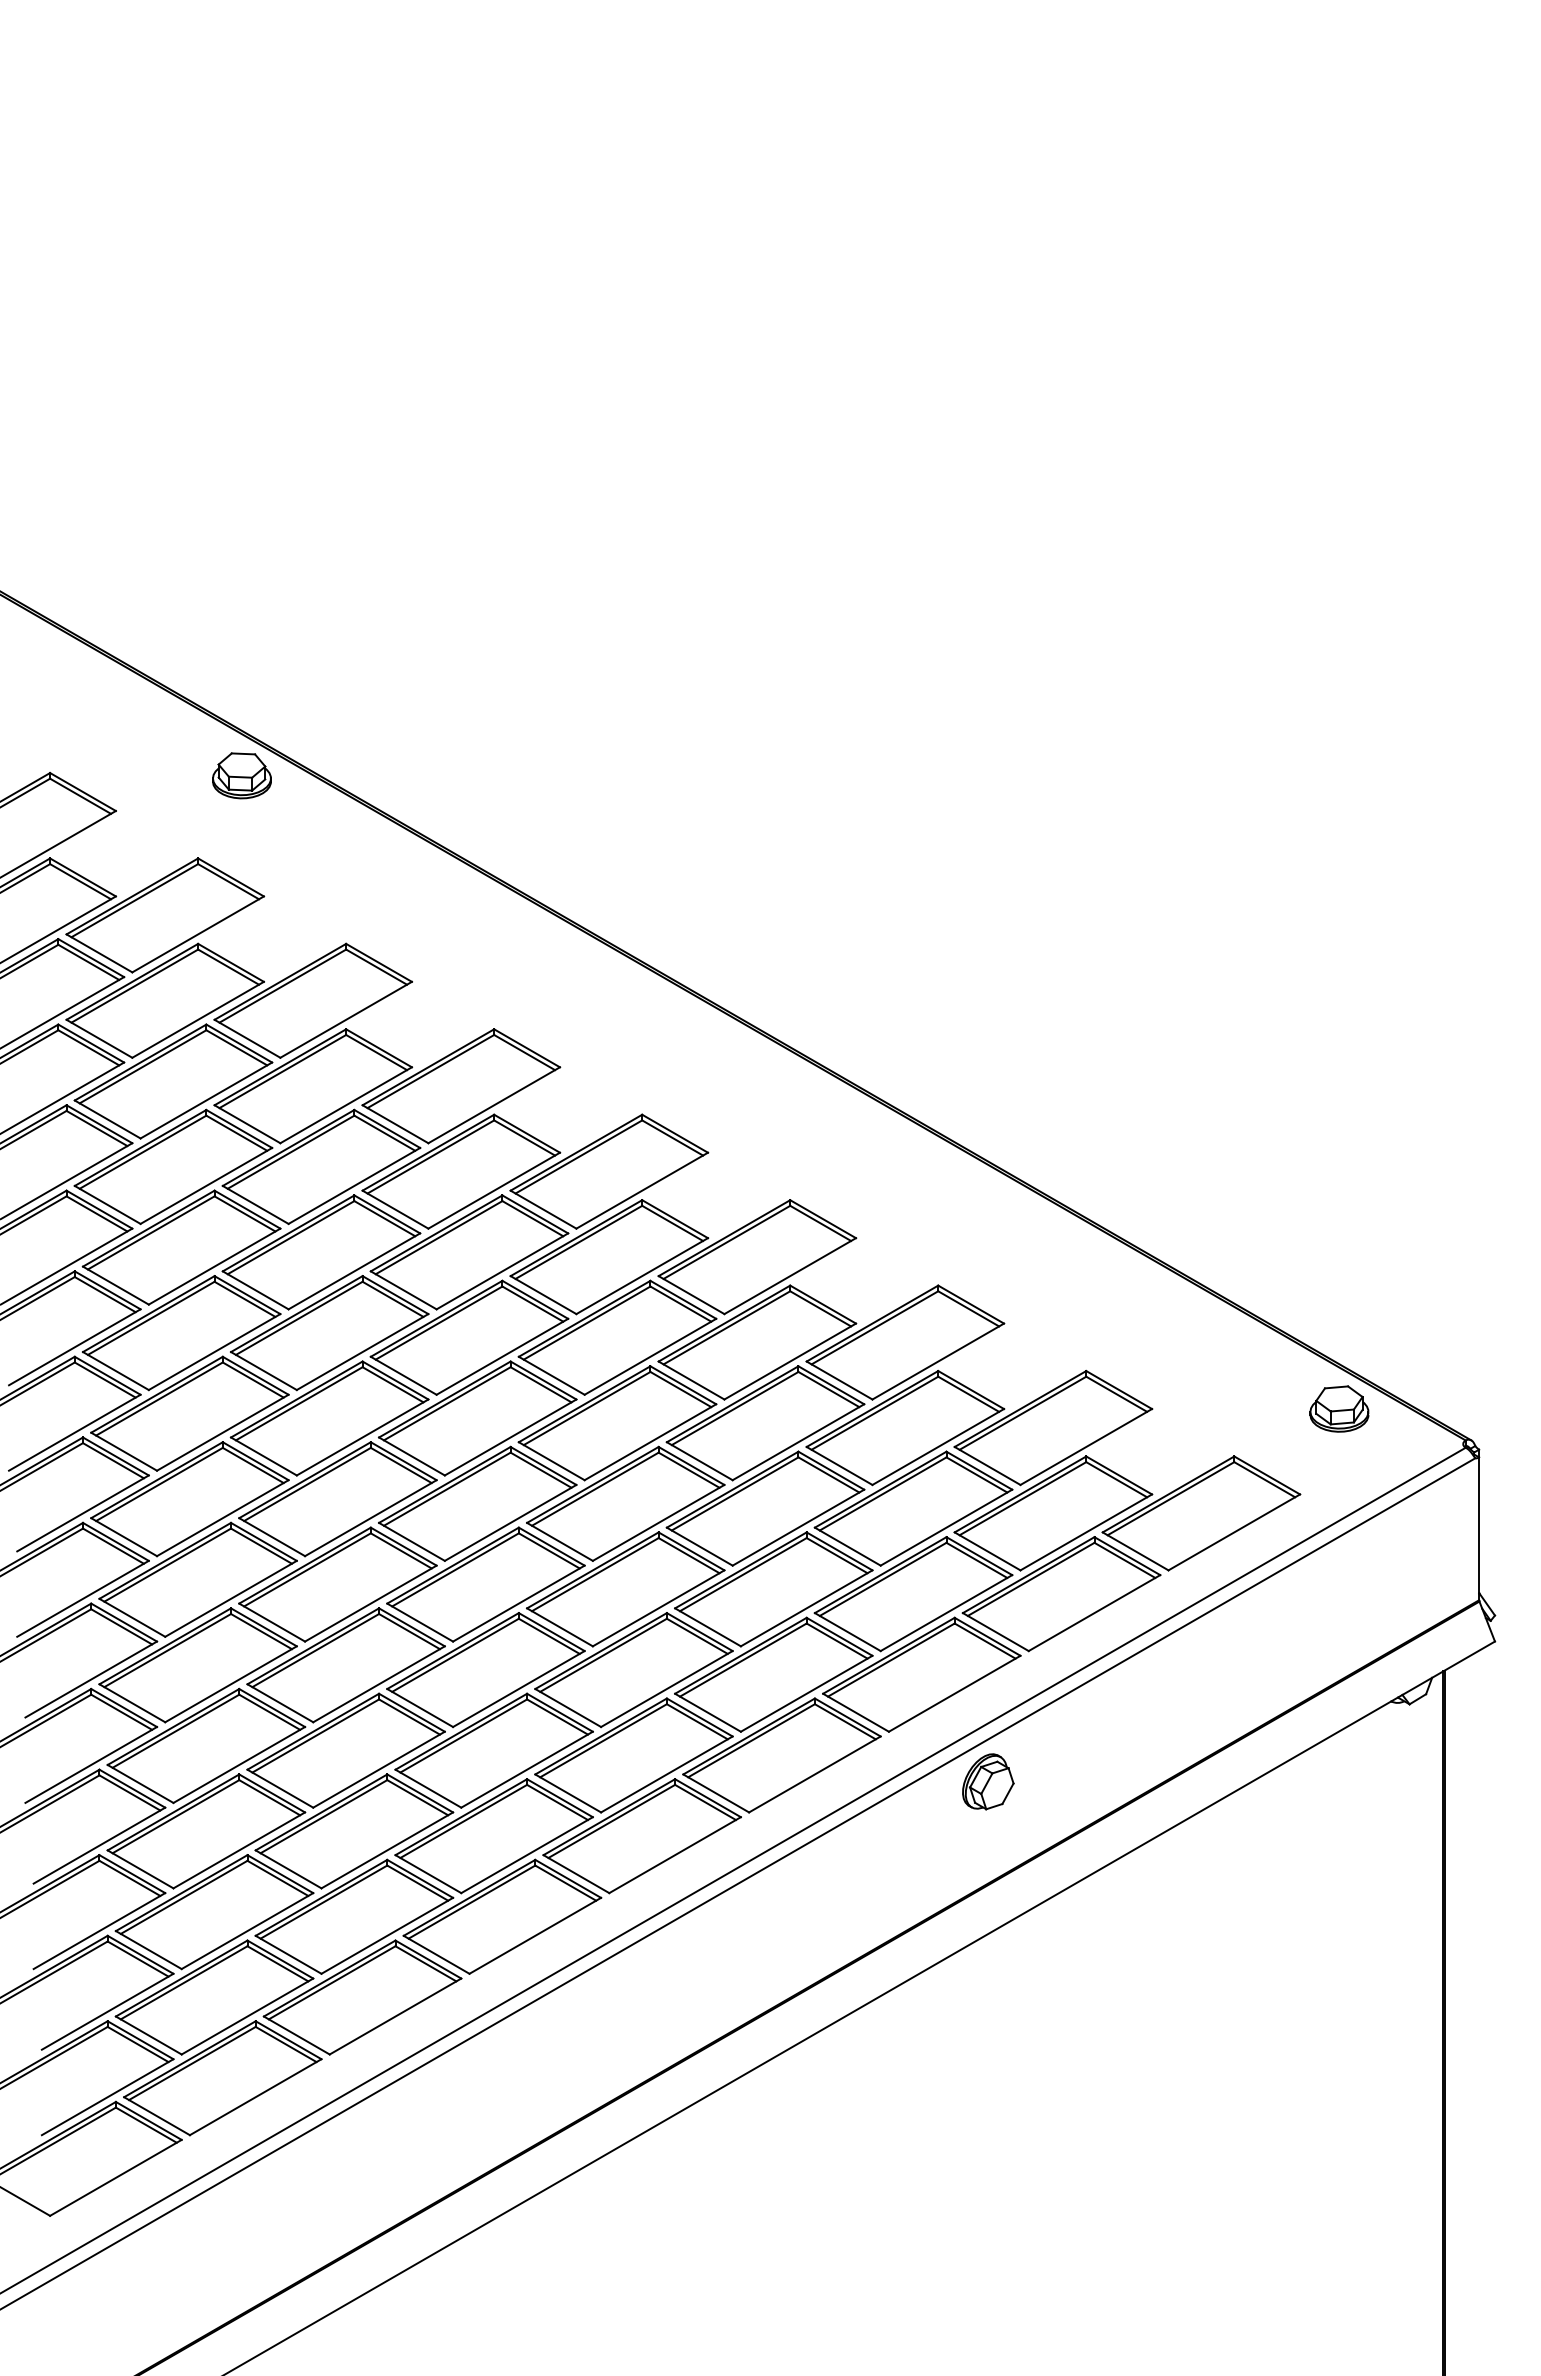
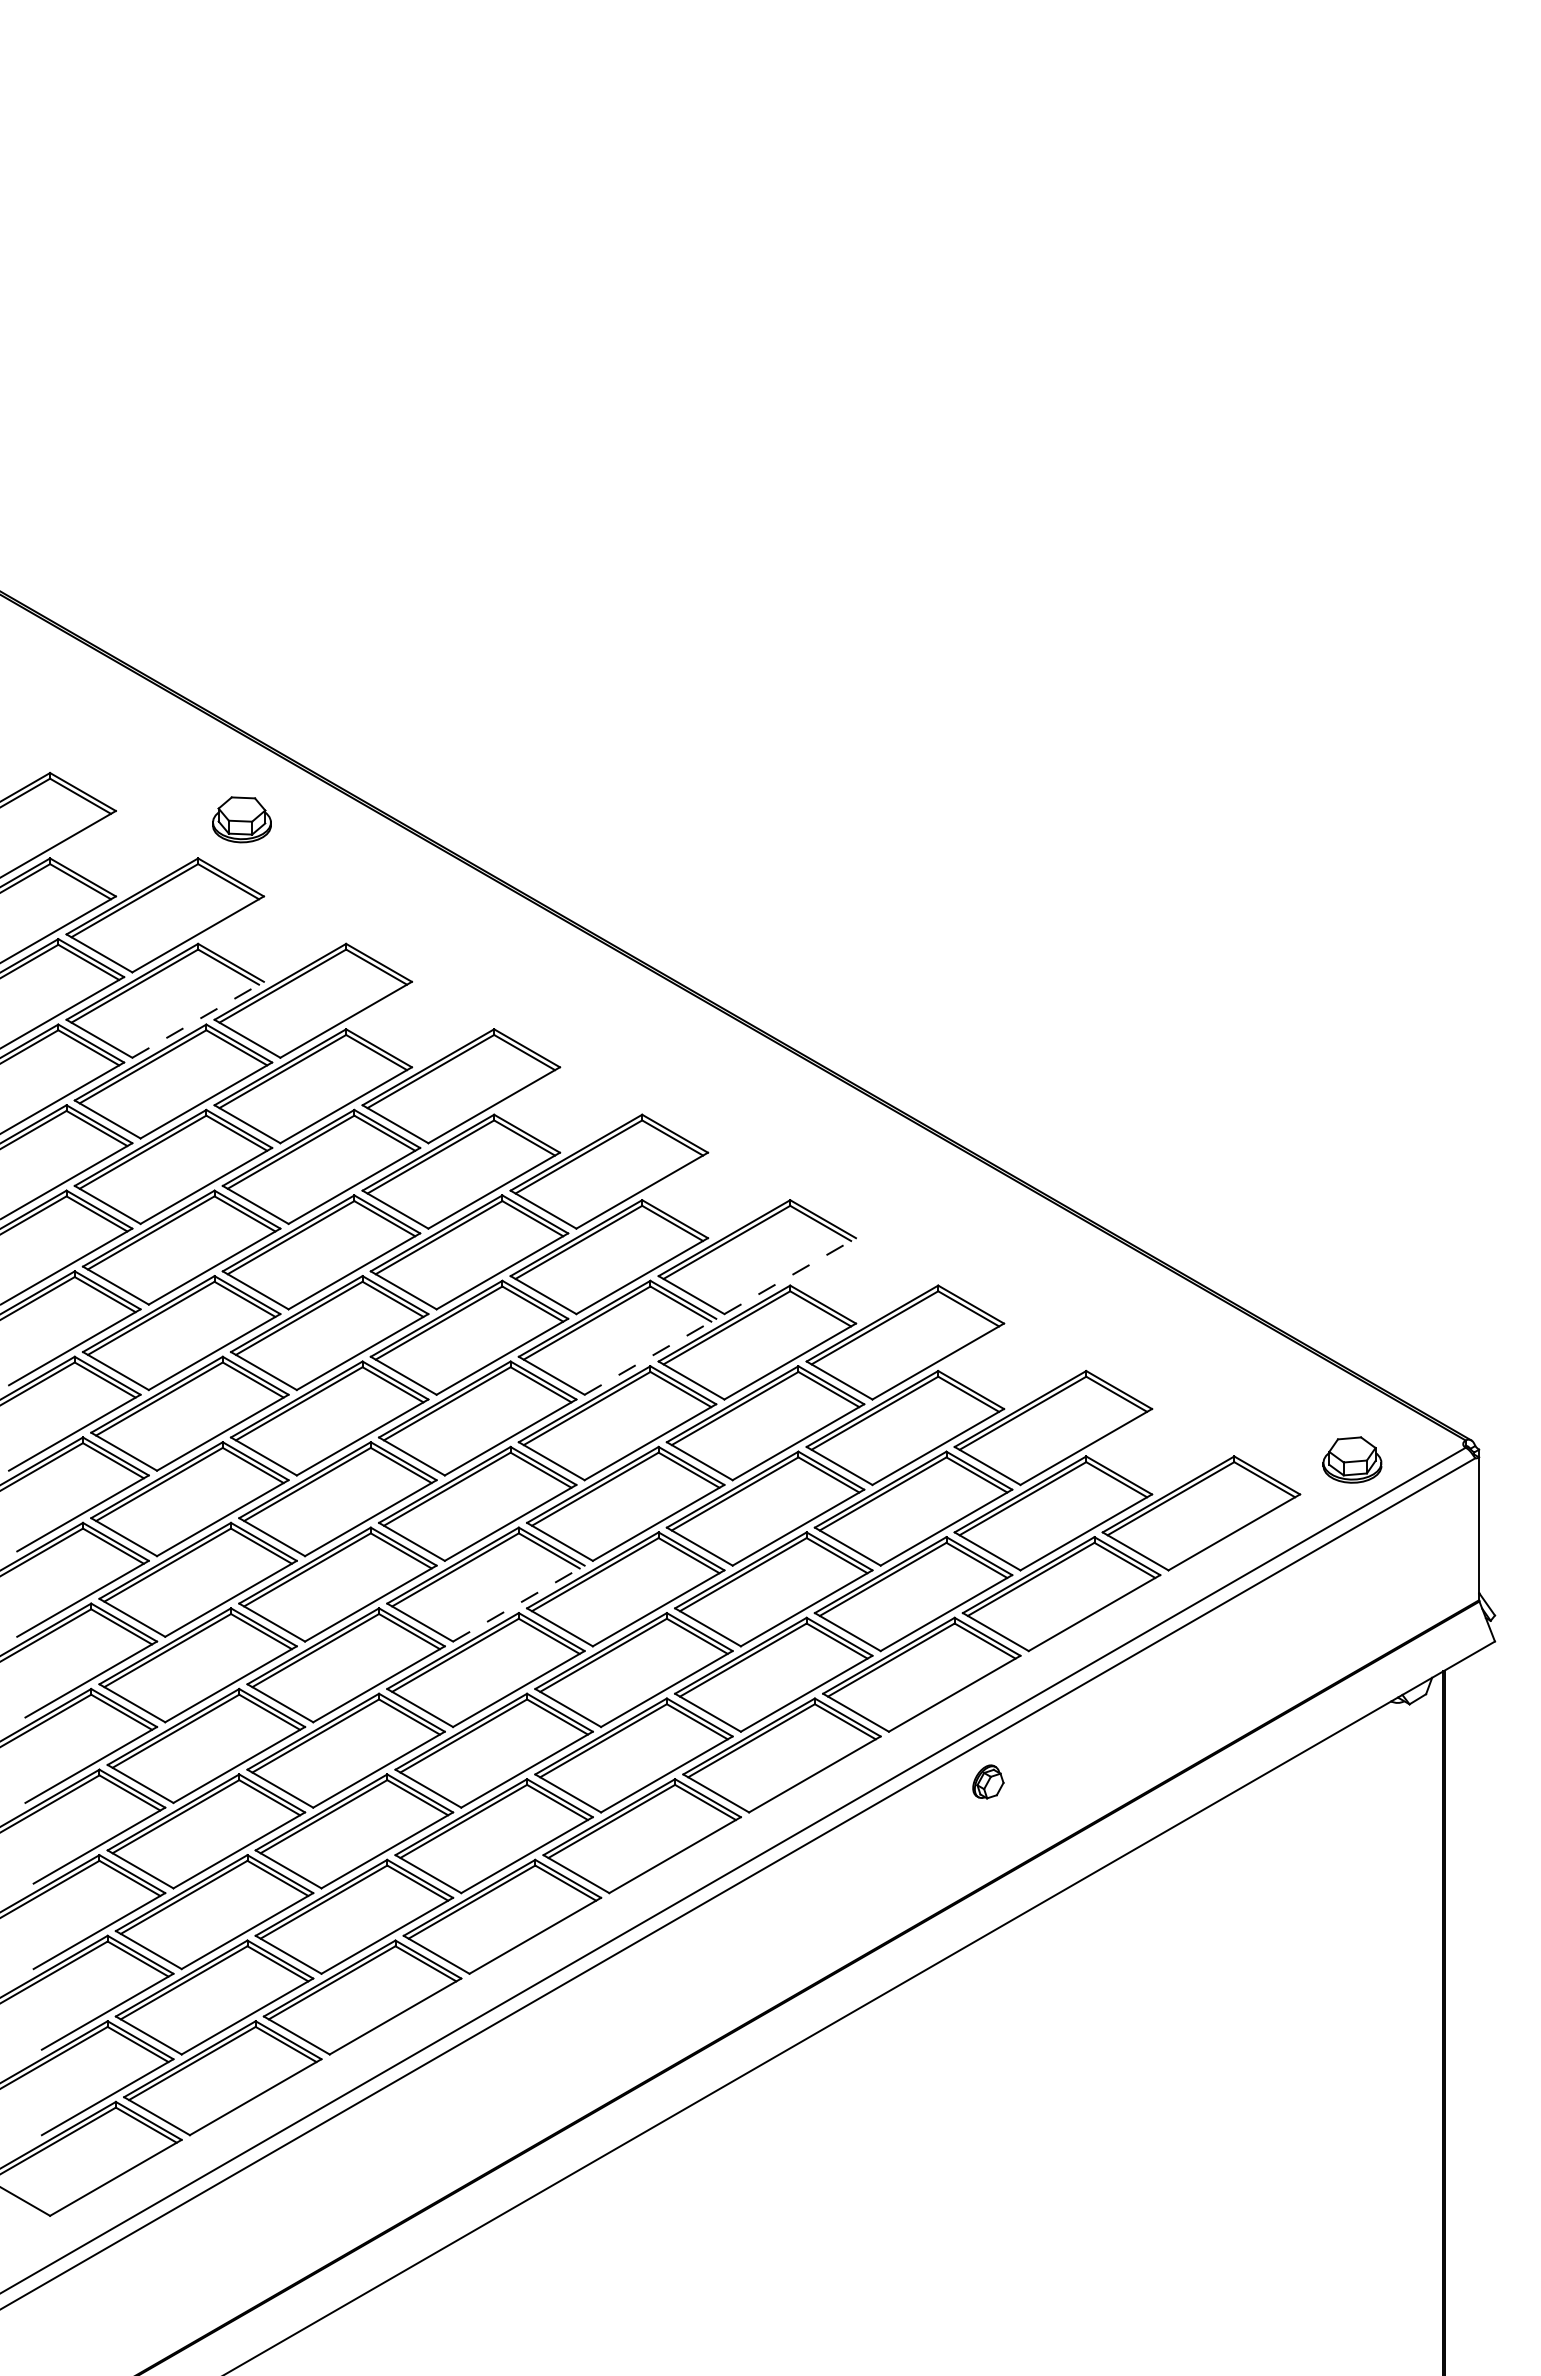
part position: (241, 775) -> (241, 819) (241, 819)
line: solid -> dashed (198, 1019)
line: solid -> dashed (790, 1276)
line: solid -> dashed (650, 1356)
part position: (1339, 1408) -> (1352, 1459) (1352, 1459)
line: solid -> dashed (518, 1603)
part size: 53x58 px -> 33x36 px (988, 1781)
